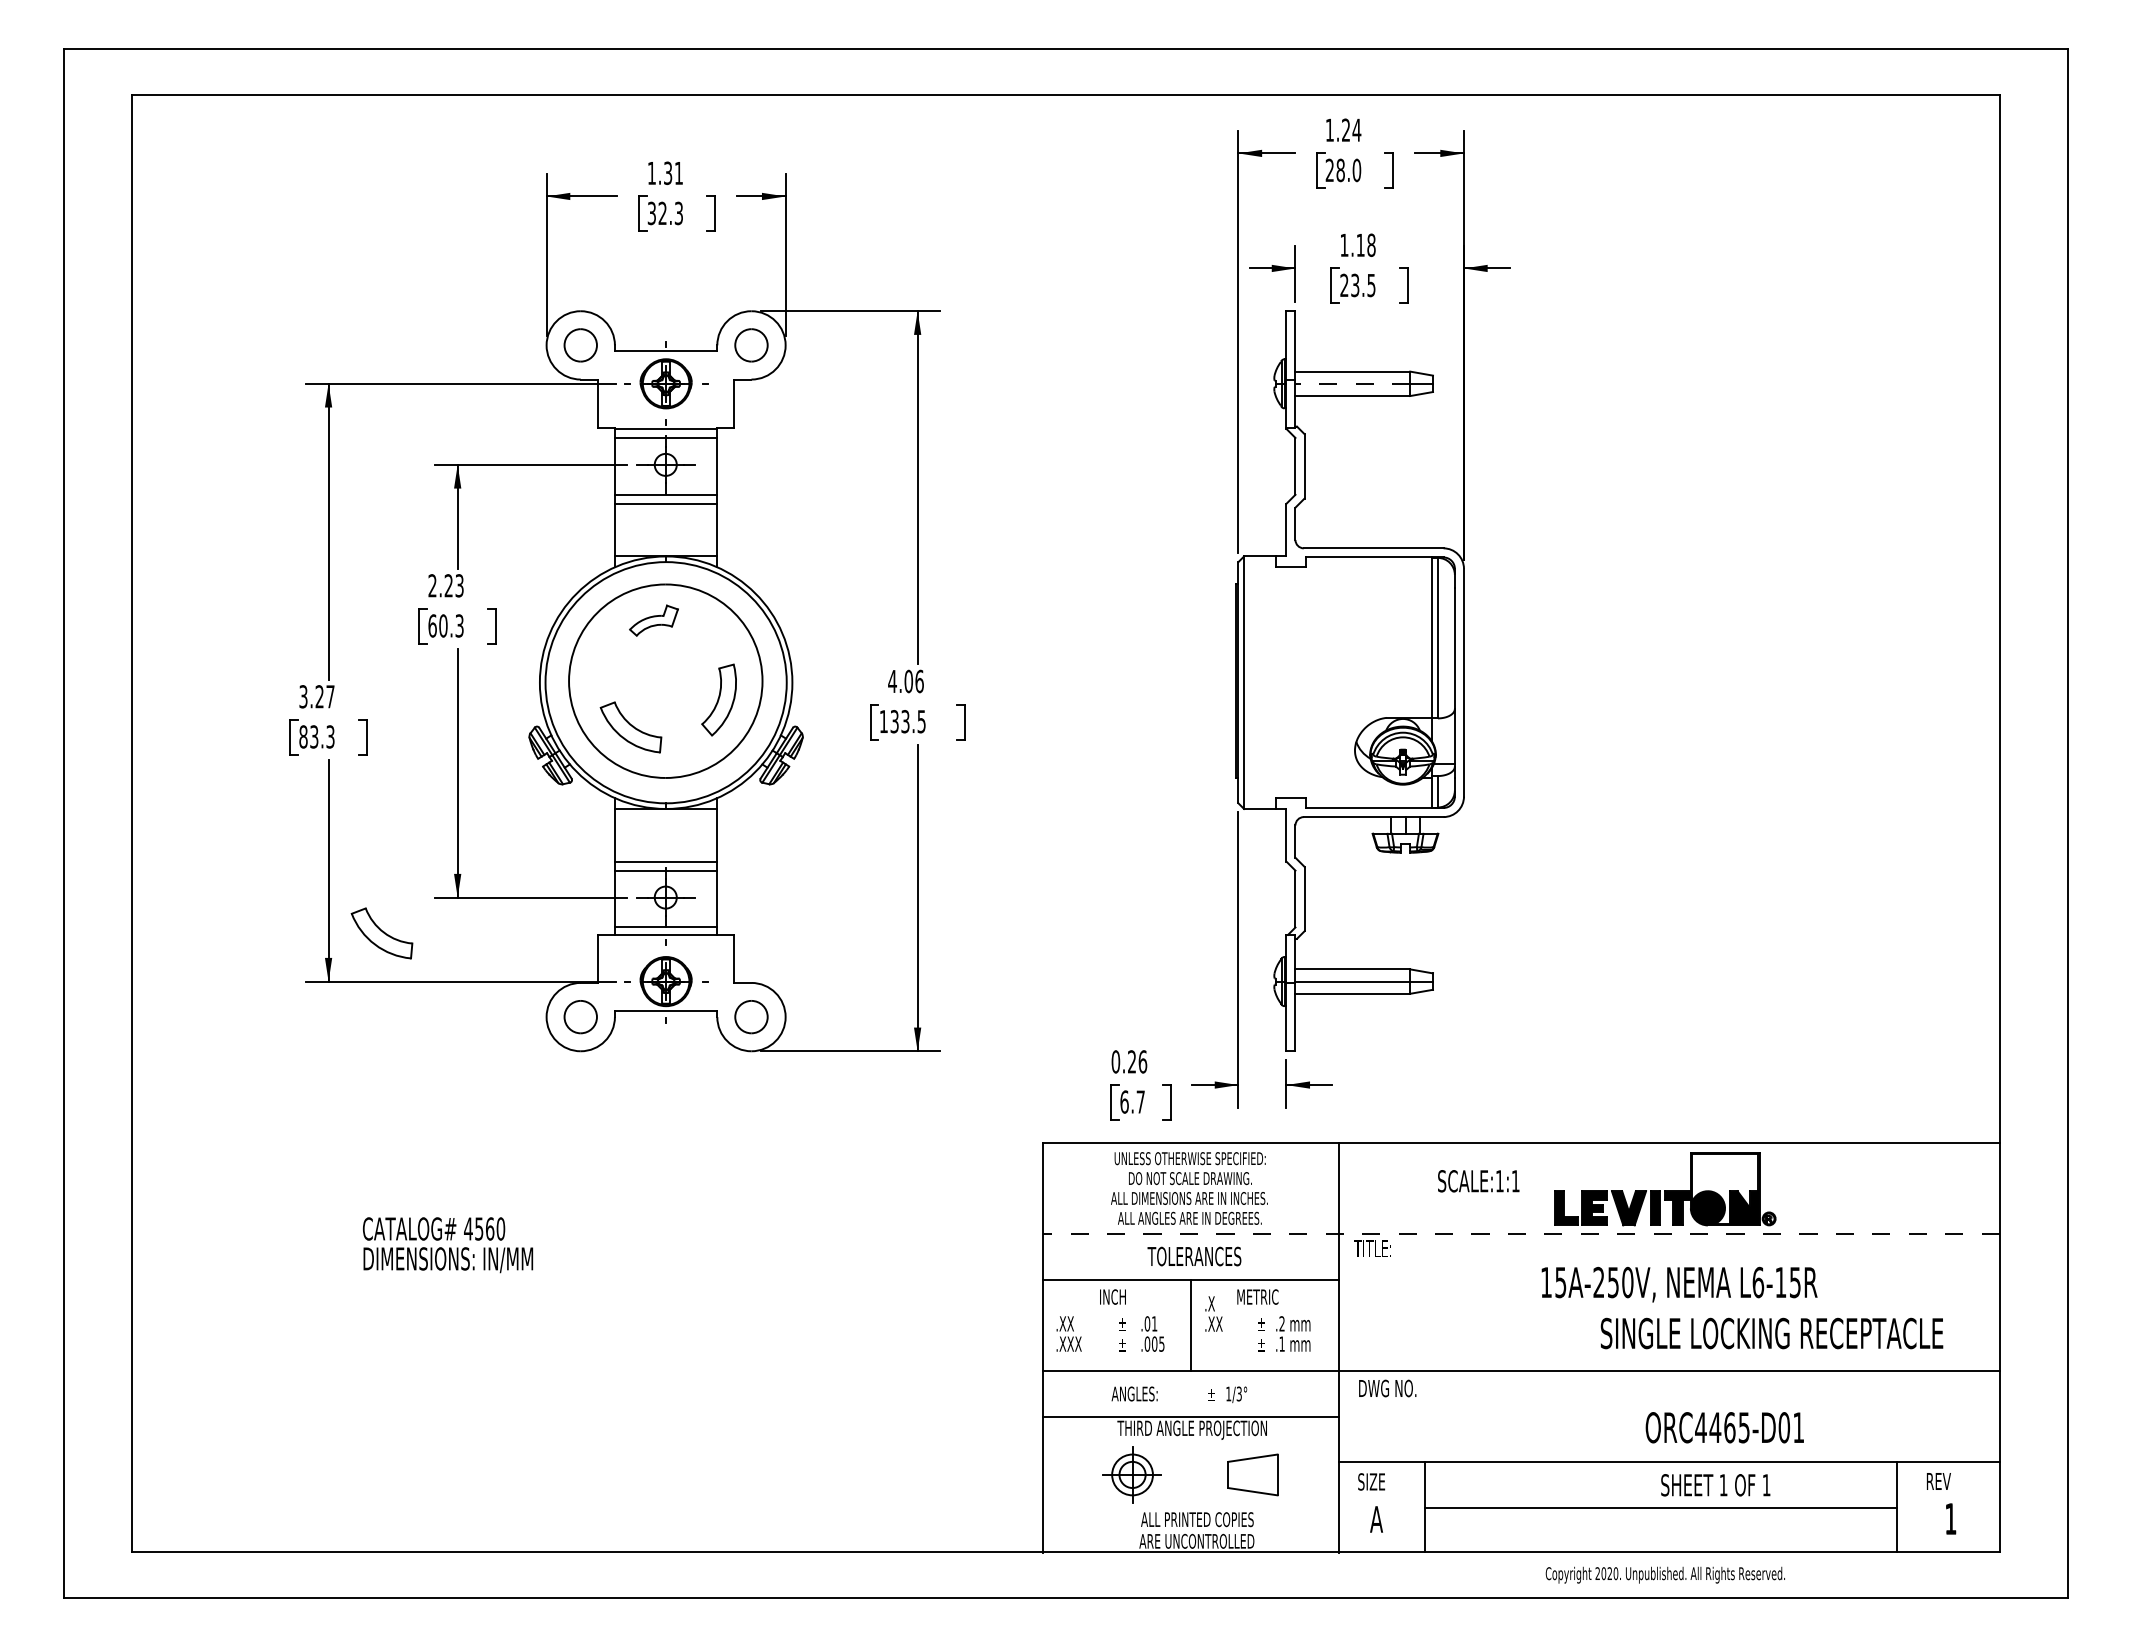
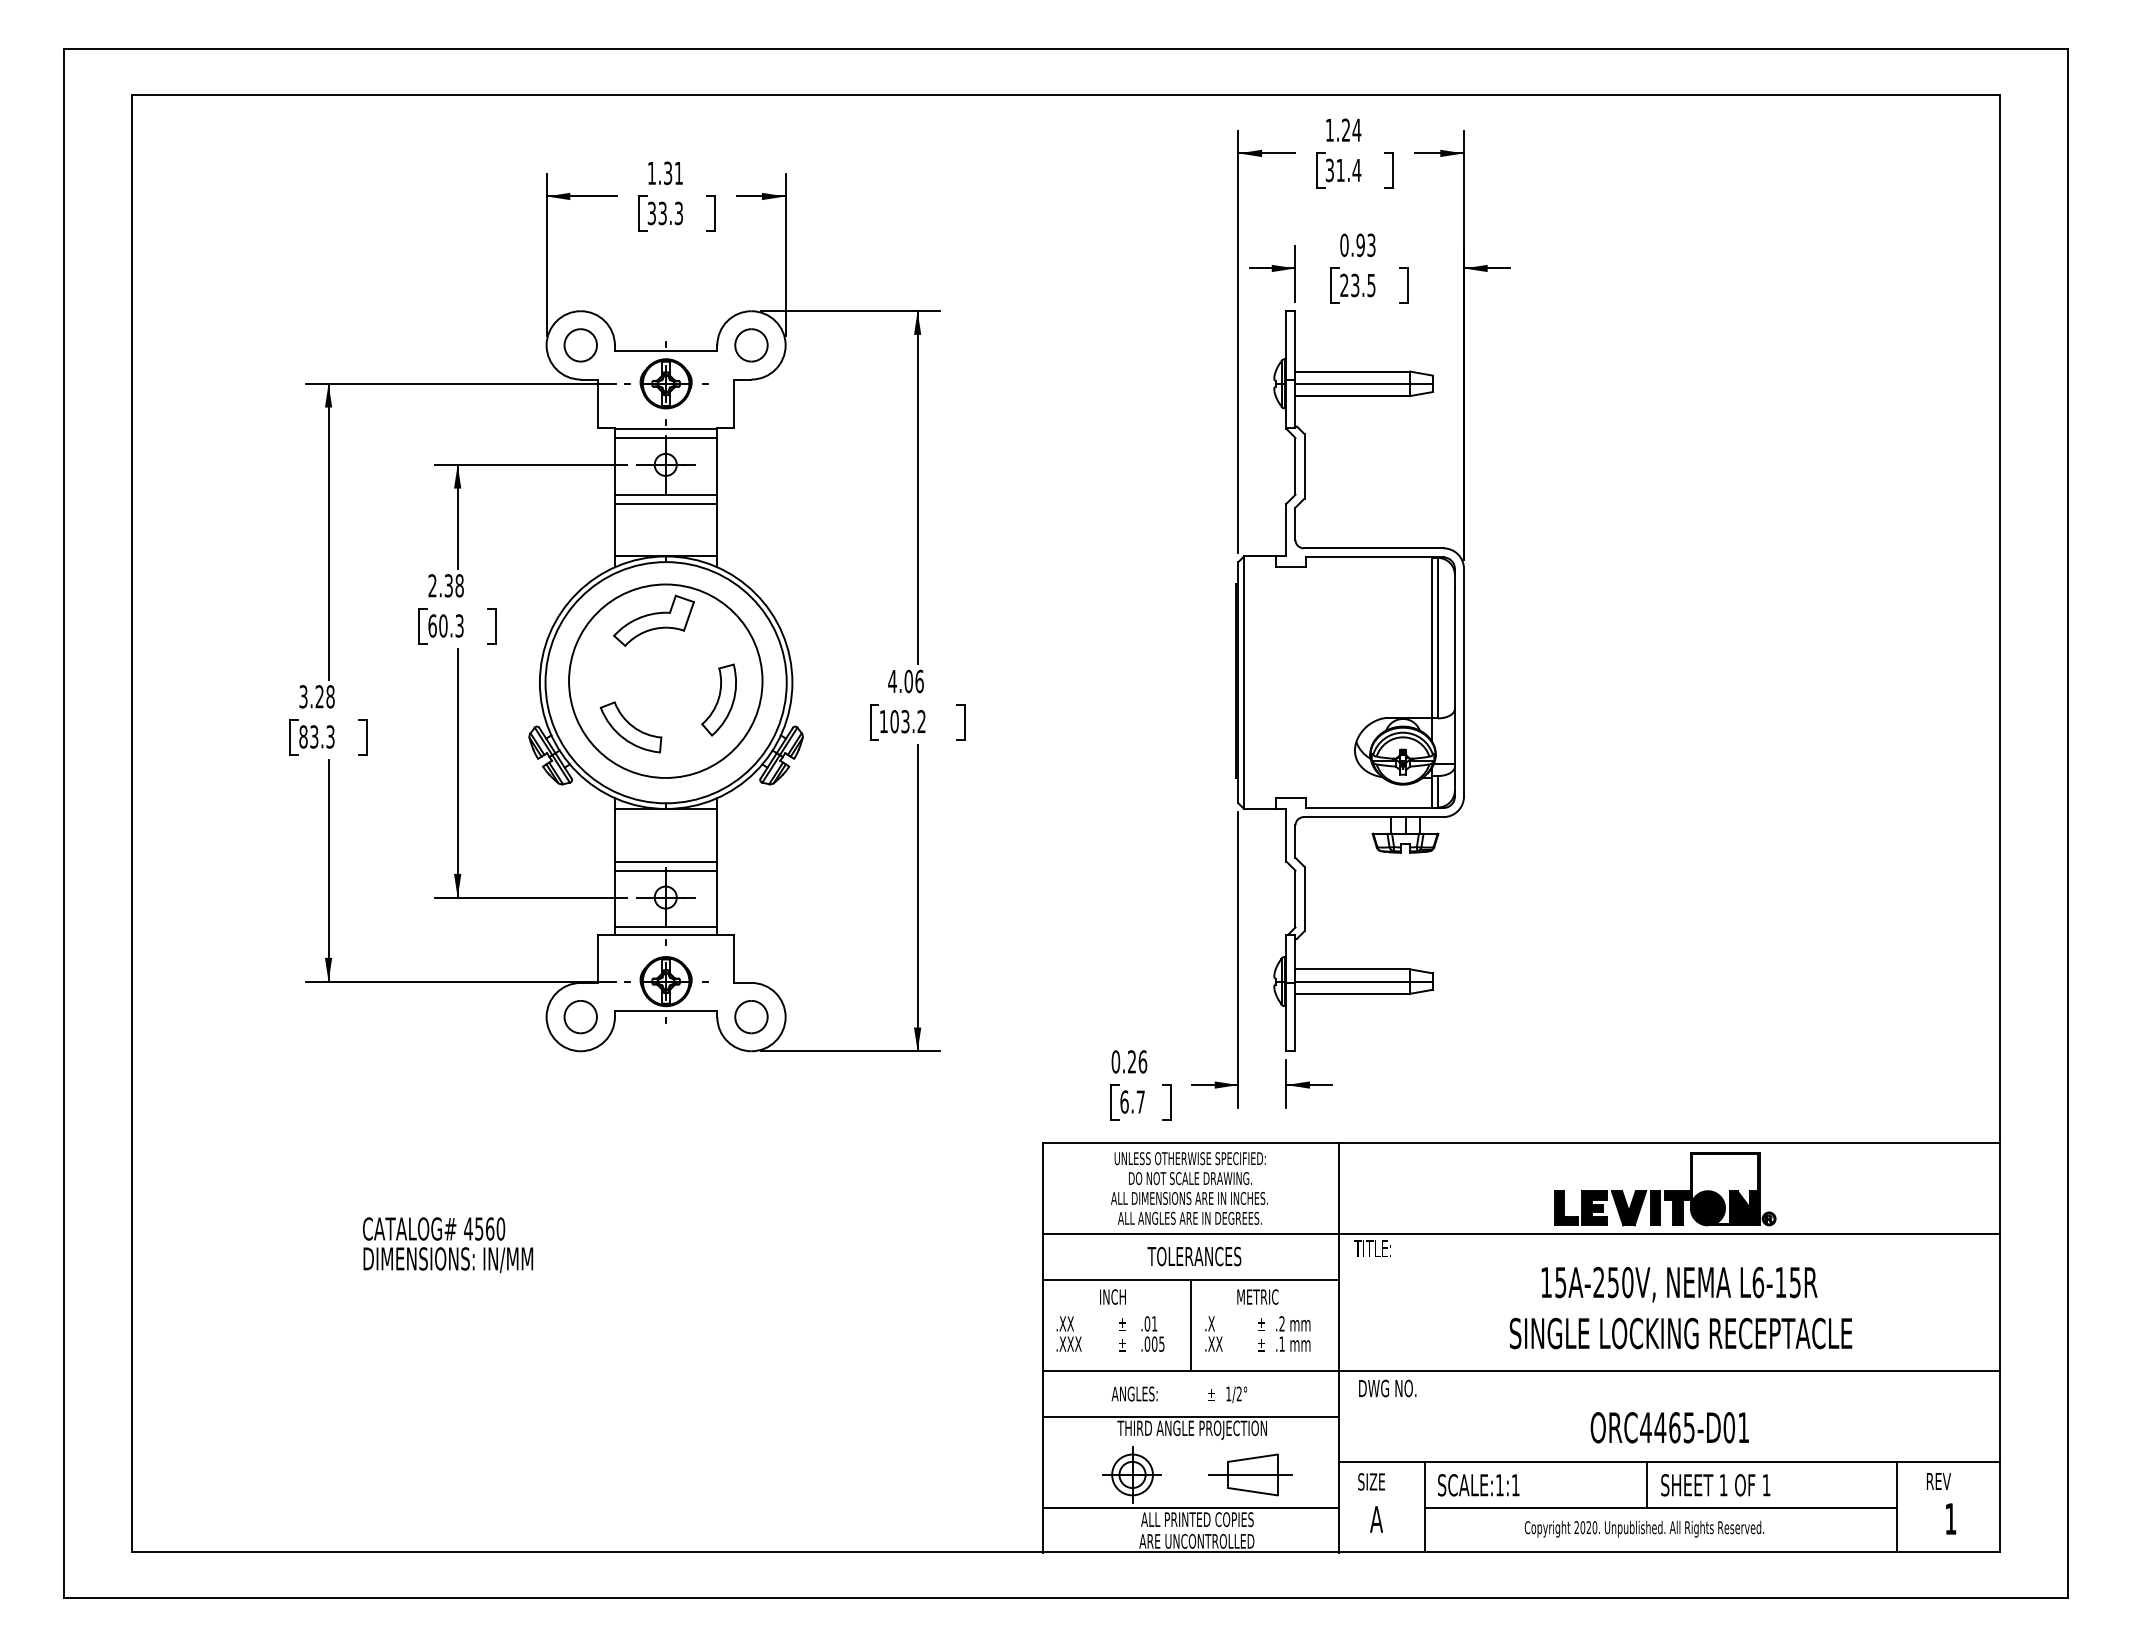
text: 28.0 -> 31.4 (1343, 170)
text: 32.3 -> 33.3 (662, 213)
text: 1.18 -> 0.93 (1357, 244)
line: dashed -> solid (1352, 383)
text: 2.23 -> 2.38 (453, 585)
part size: 50x33 px -> 82x53 px (653, 620)
text: 3.27 -> 3.28 (330, 696)
text: 133.5 -> 103.2 (907, 721)
part: present -> none (381, 933)
text position: (1478, 1181) -> (1478, 1485) (1478, 1485)
line: dashed -> solid (1520, 1234)
text position: (1213, 1313) -> (1213, 1333) (1213, 1333)
text position: (1771, 1333) -> (1680, 1333) (1680, 1333)
text: 1/3° -> 1/2° (1238, 1394)
text position: (1724, 1427) -> (1669, 1427) (1669, 1427)
line: none -> present (1250, 1474)
line: none -> present (1646, 1484)
line: none -> present (1191, 1507)
text position: (1664, 1574) -> (1643, 1528) (1643, 1528)
